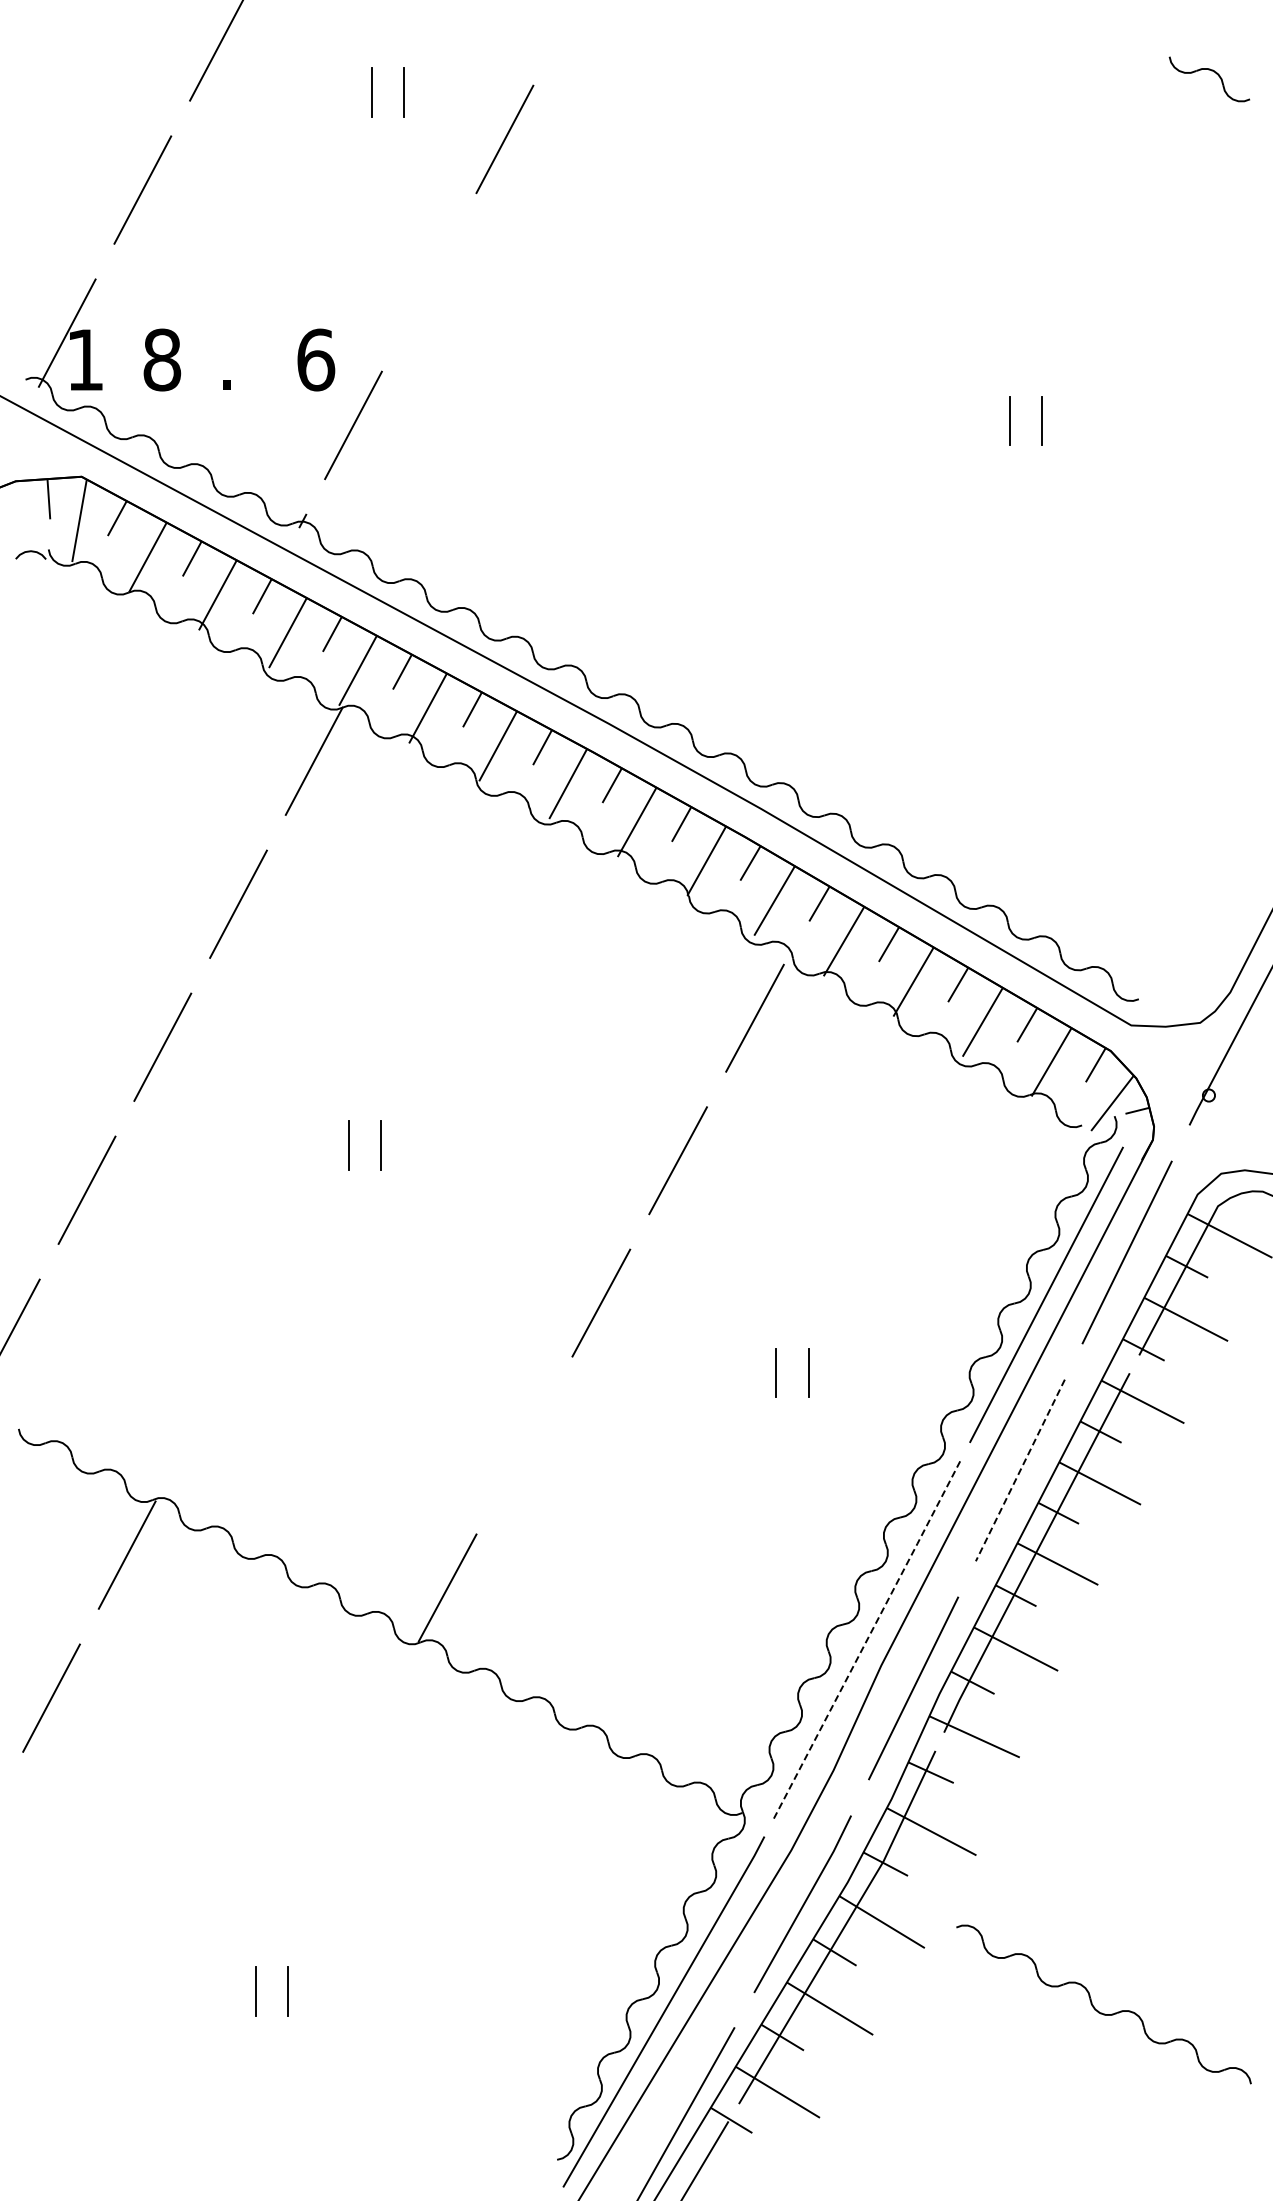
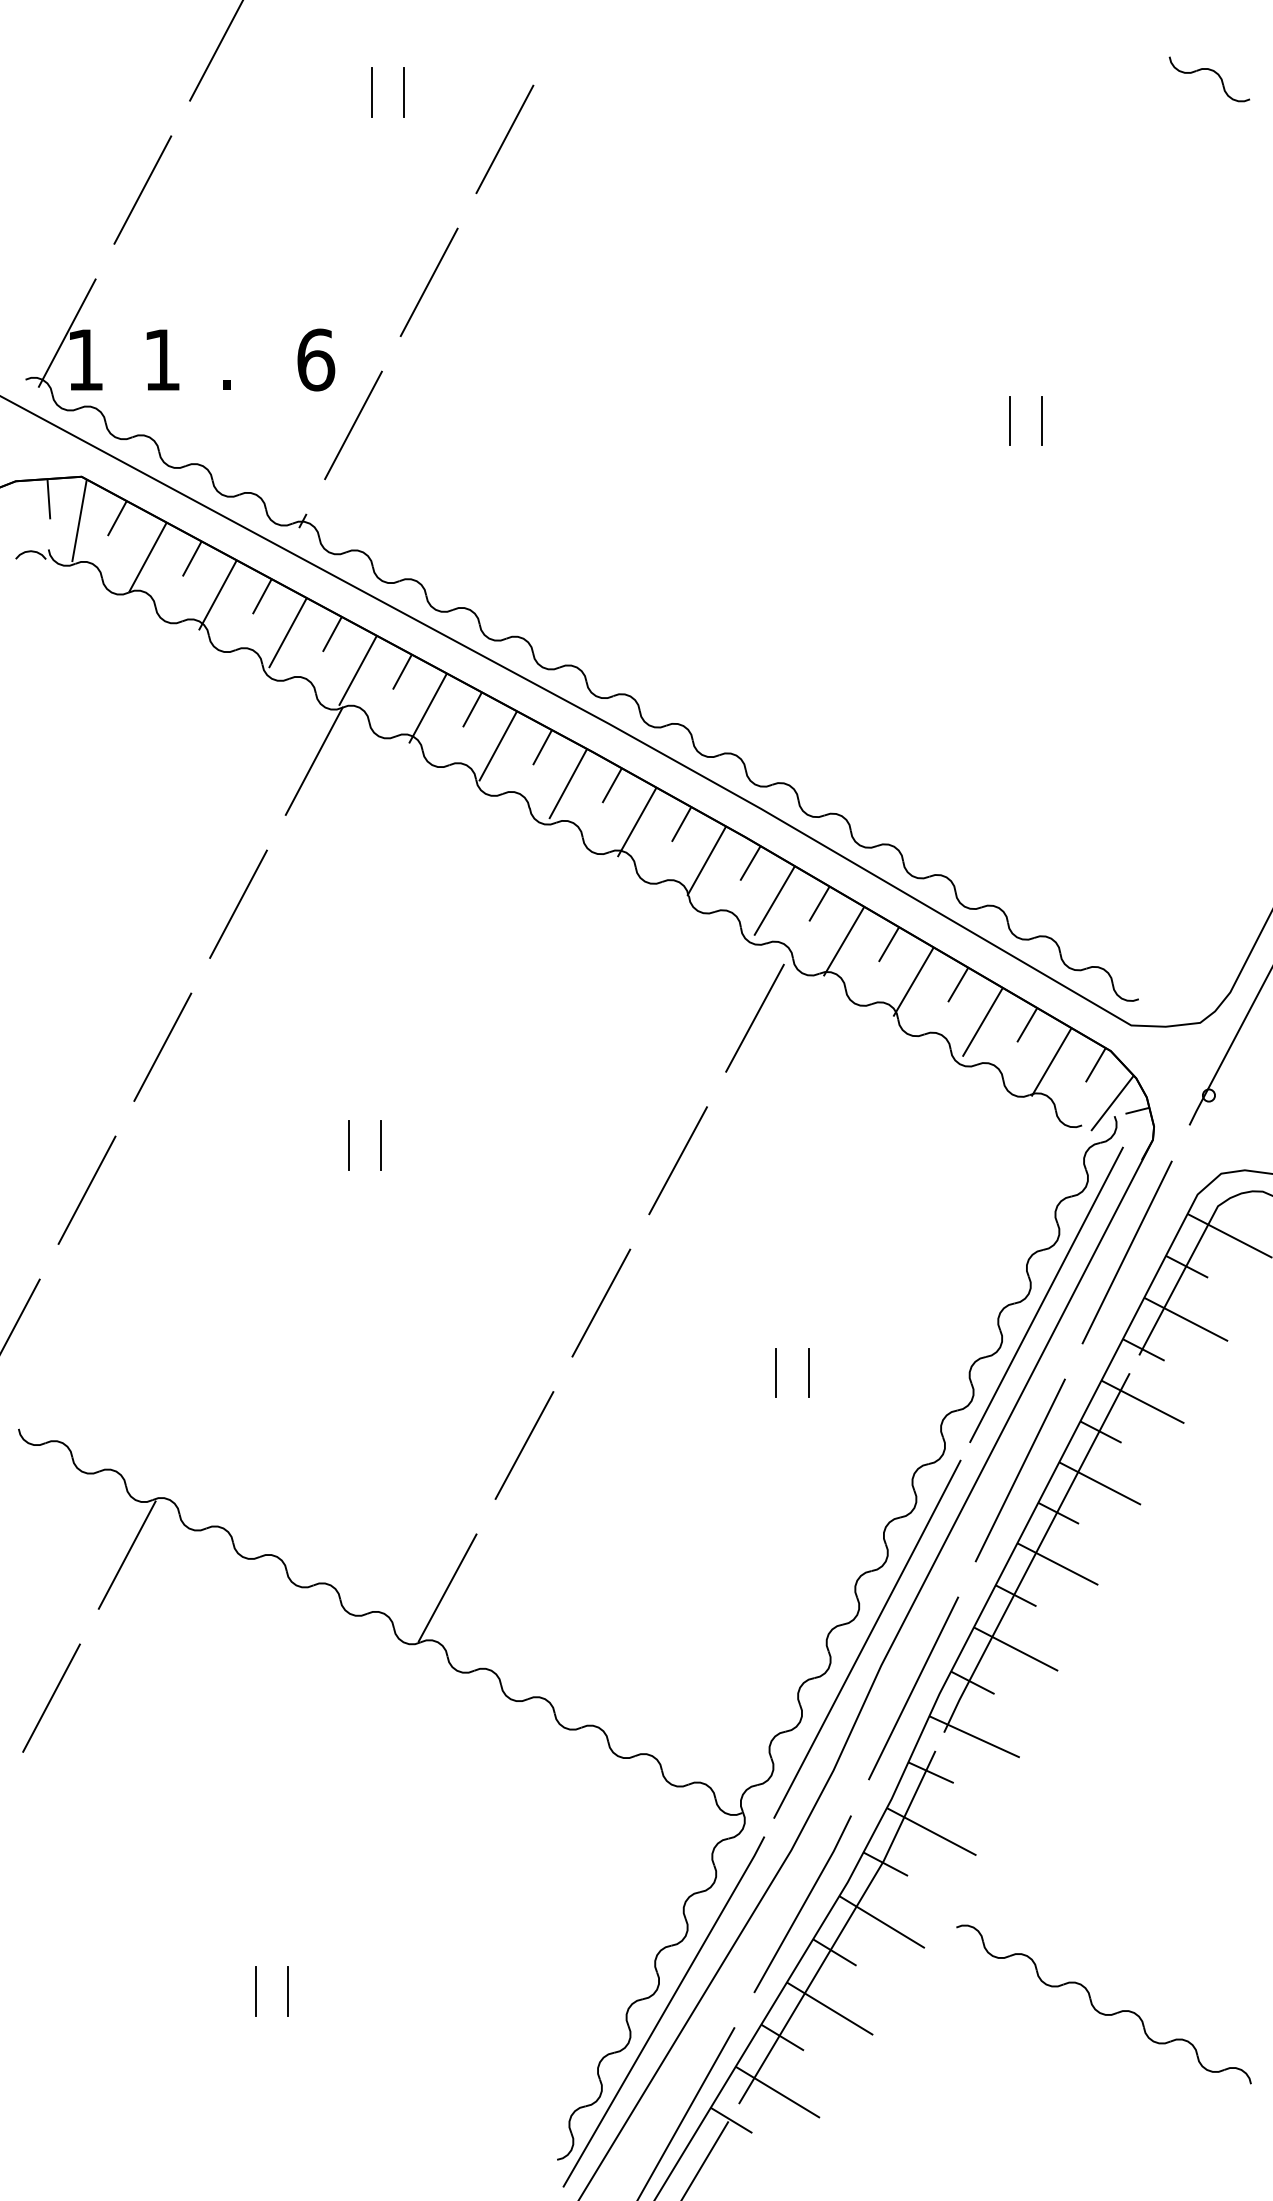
line: none -> present (428, 282)
text: 8 -> 1 (162, 359)
line: none -> present (524, 1445)
line: dashed -> solid (1020, 1470)
line: dashed -> solid (867, 1638)
